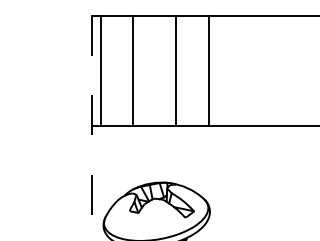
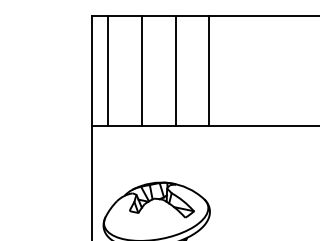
line position: (100, 70) -> (107, 70) (107, 70)
line position: (132, 70) -> (141, 70) (141, 70)
line: dashed -> solid (91, 128)
